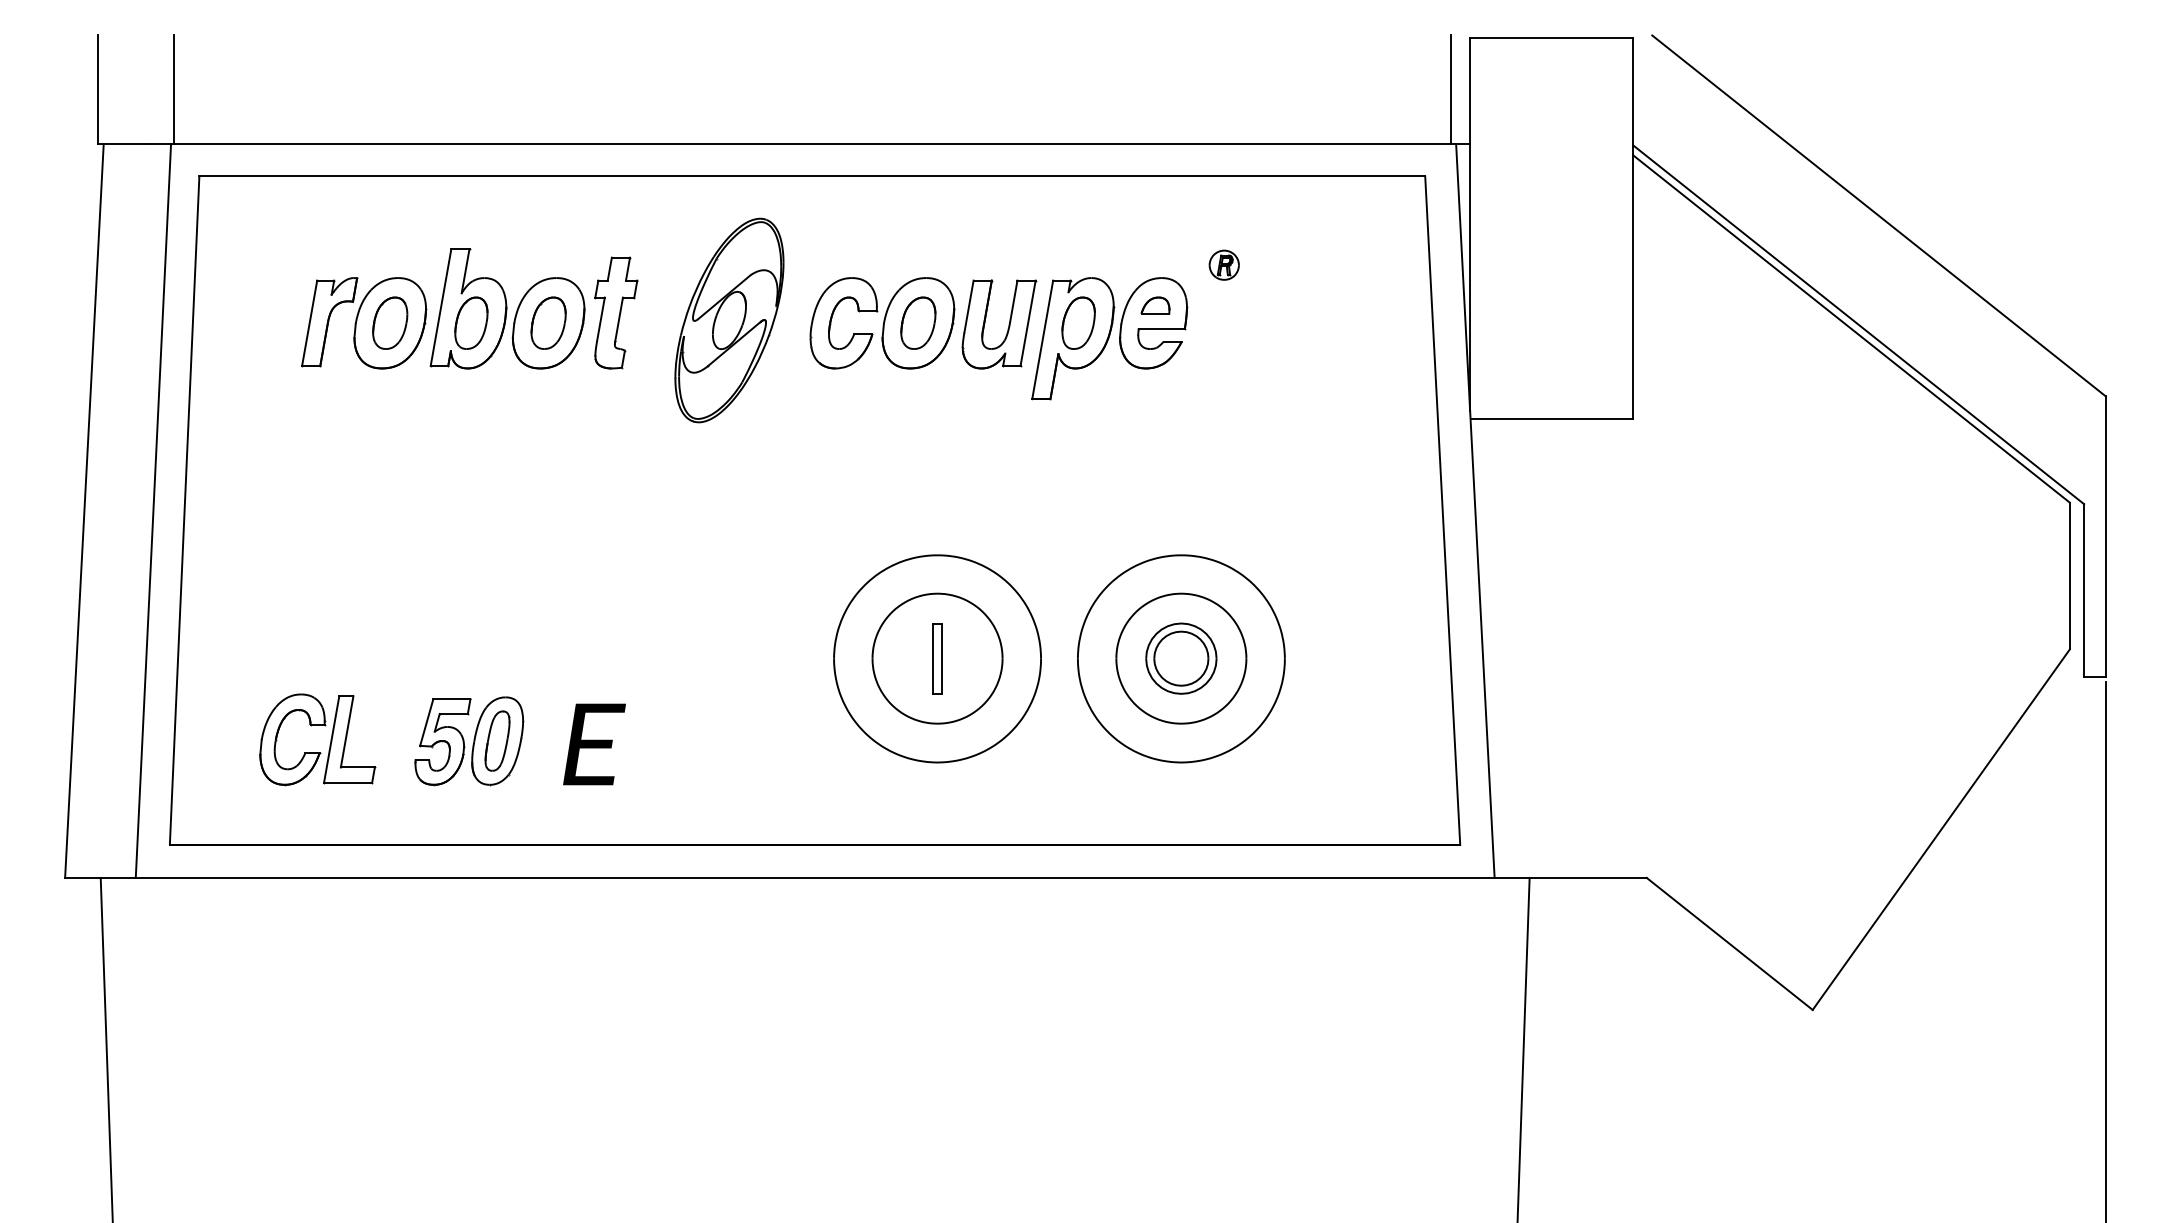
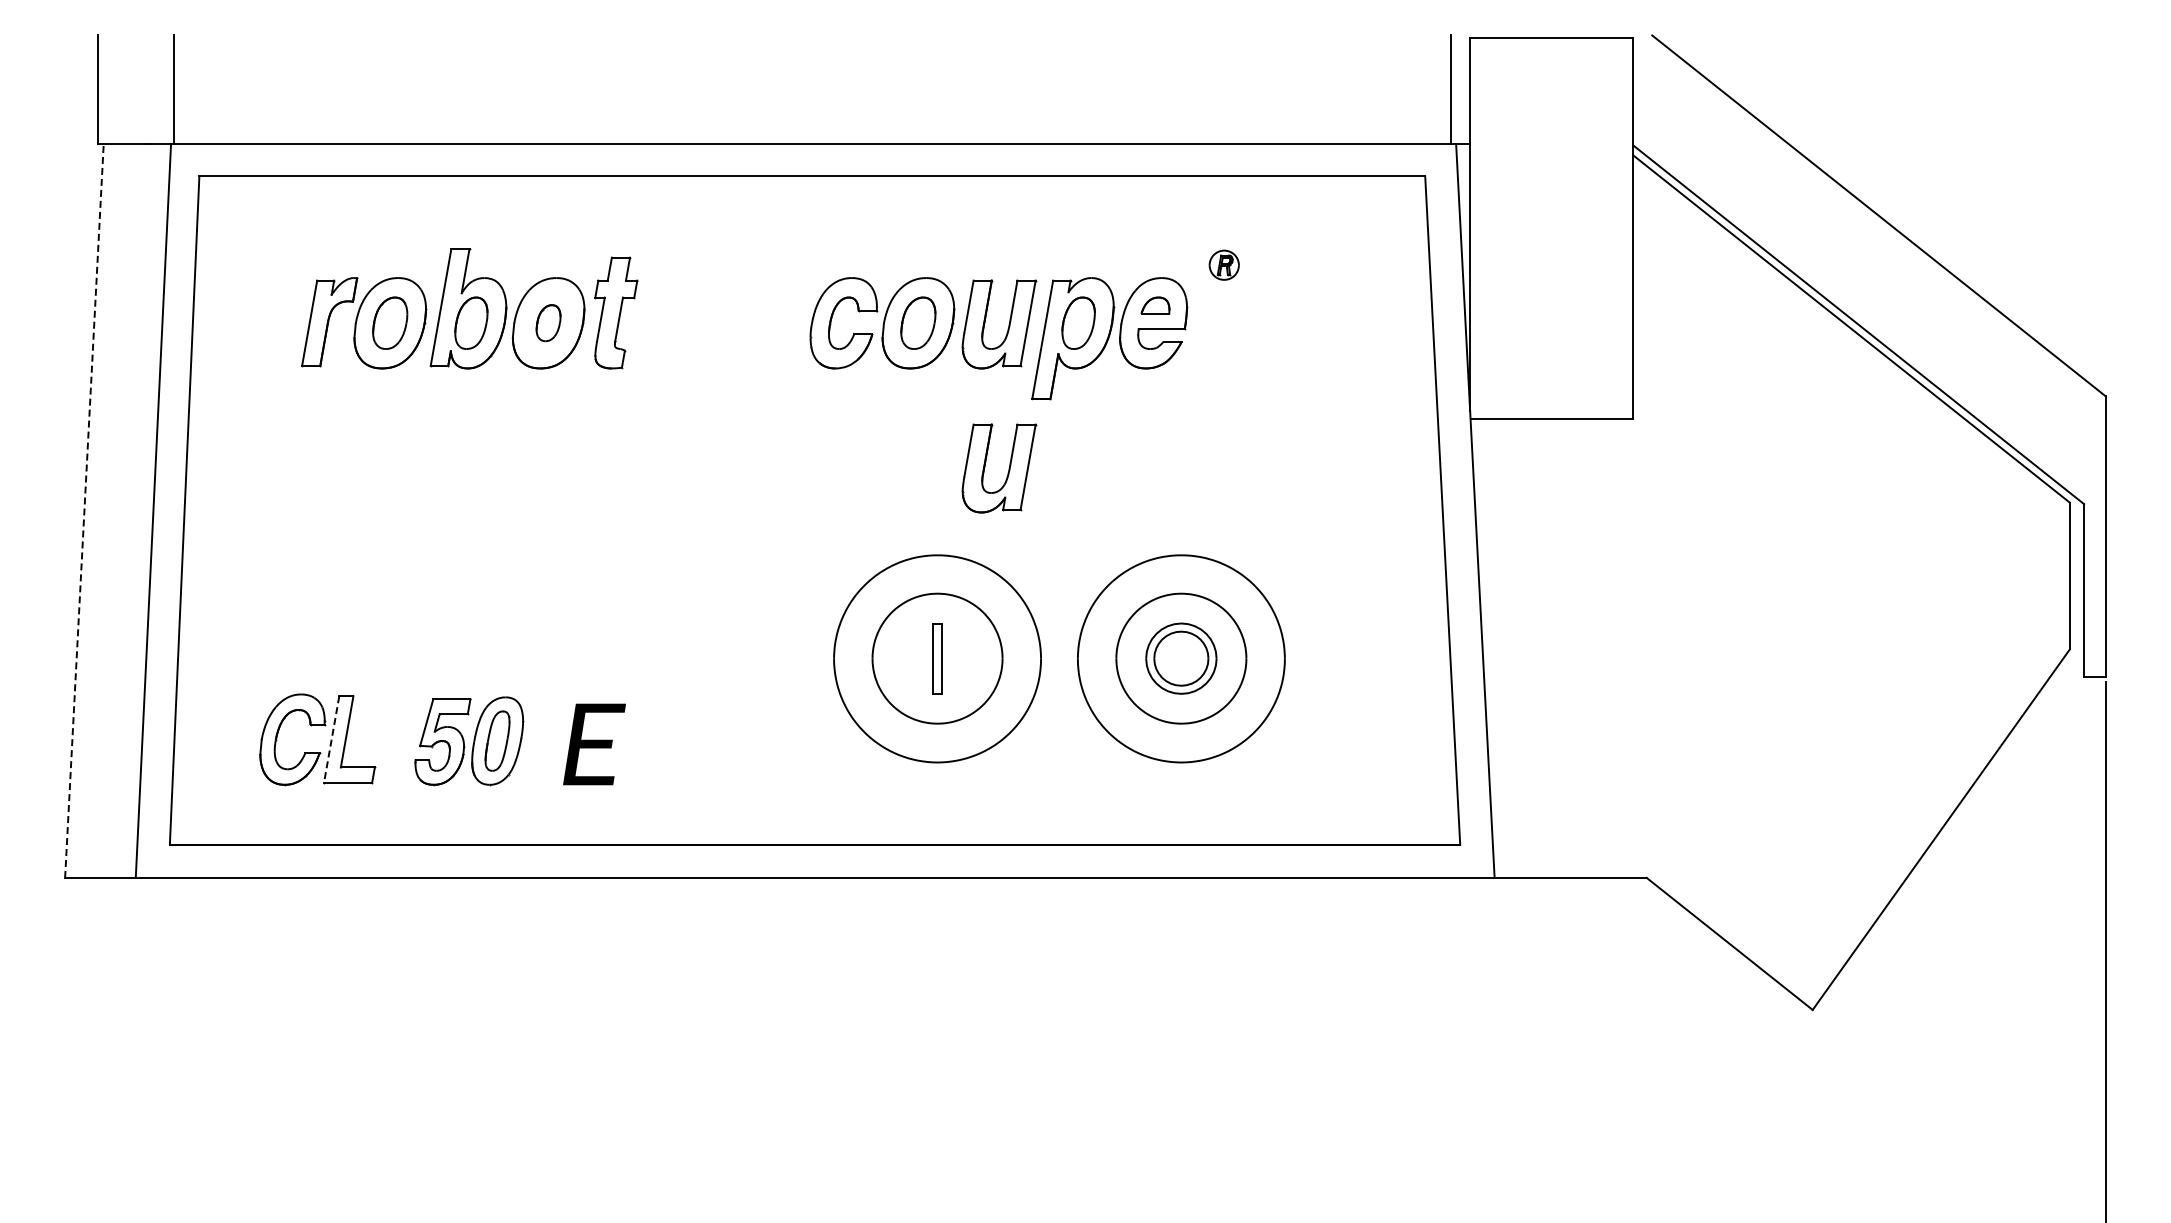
part: present -> none (729, 320)
part size: 37x54 px -> 27x39 px (548, 323)
part: none -> present (1007, 472)
line: solid -> dashed (84, 510)
line: solid -> dashed (331, 740)
line: present -> none (106, 1048)
line: present -> none (1523, 1048)
